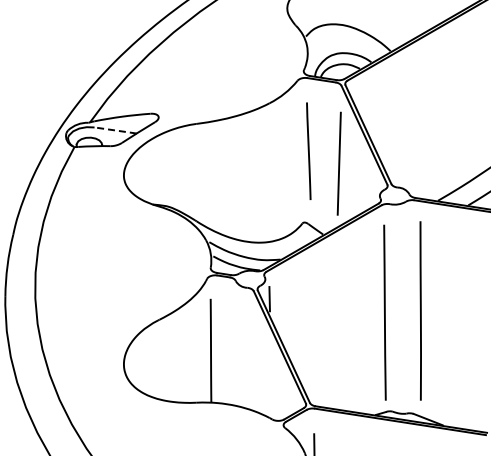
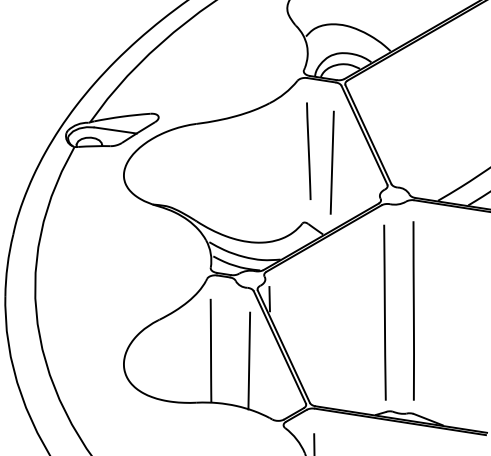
line: dashed -> solid (115, 130)
line position: (338, 163) -> (331, 162) (331, 162)
line position: (420, 310) -> (413, 310) (413, 310)
line: none -> present (249, 360)
